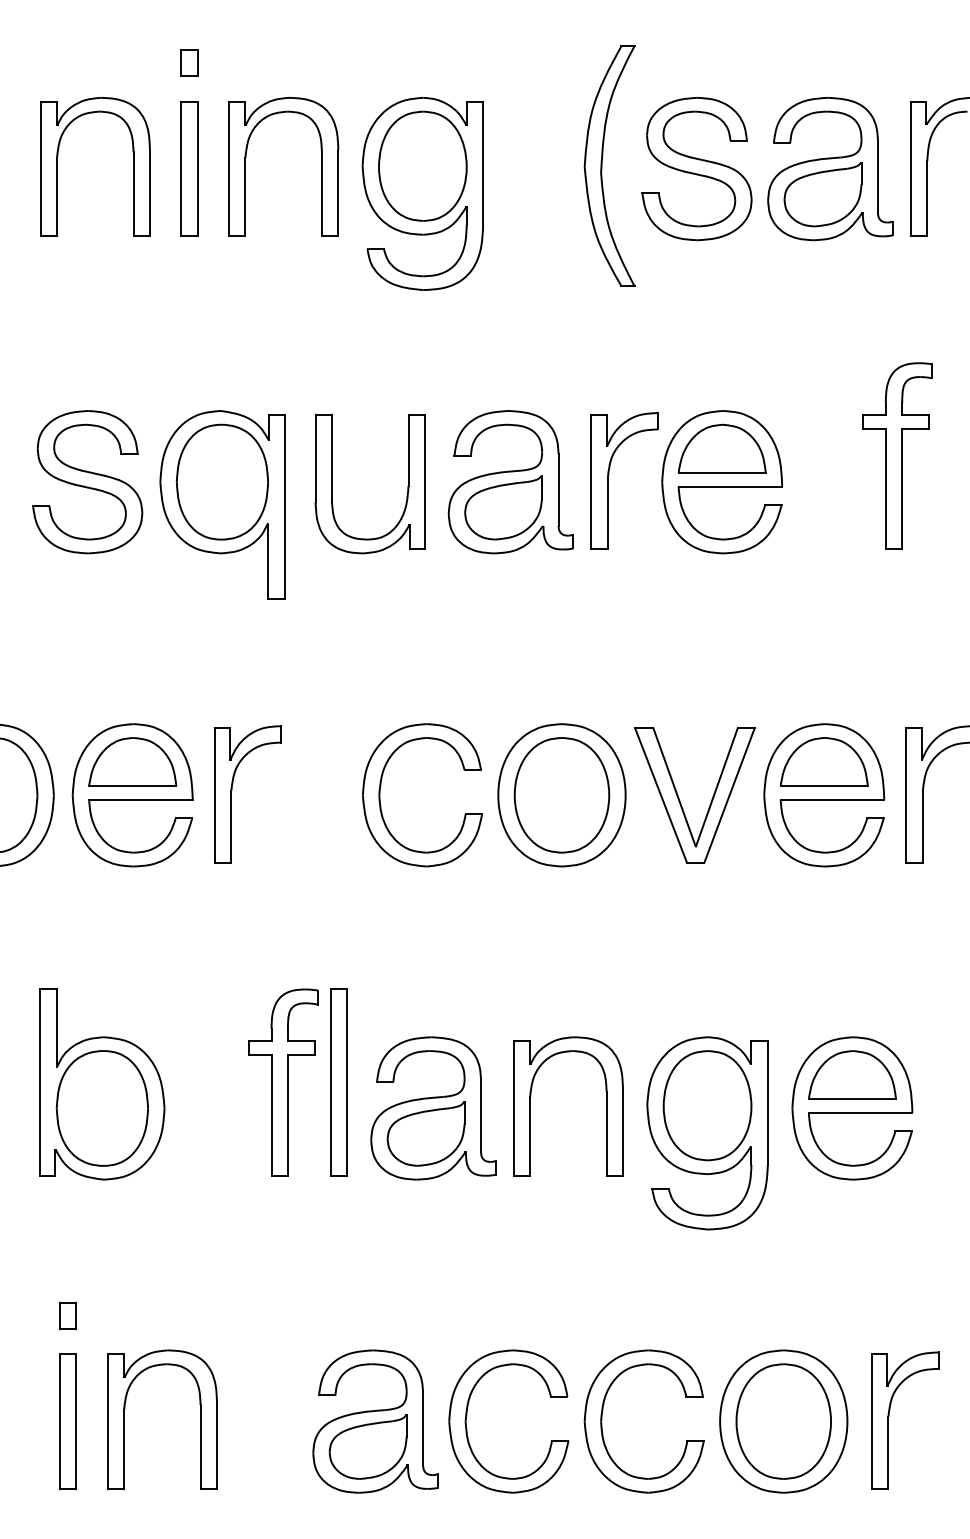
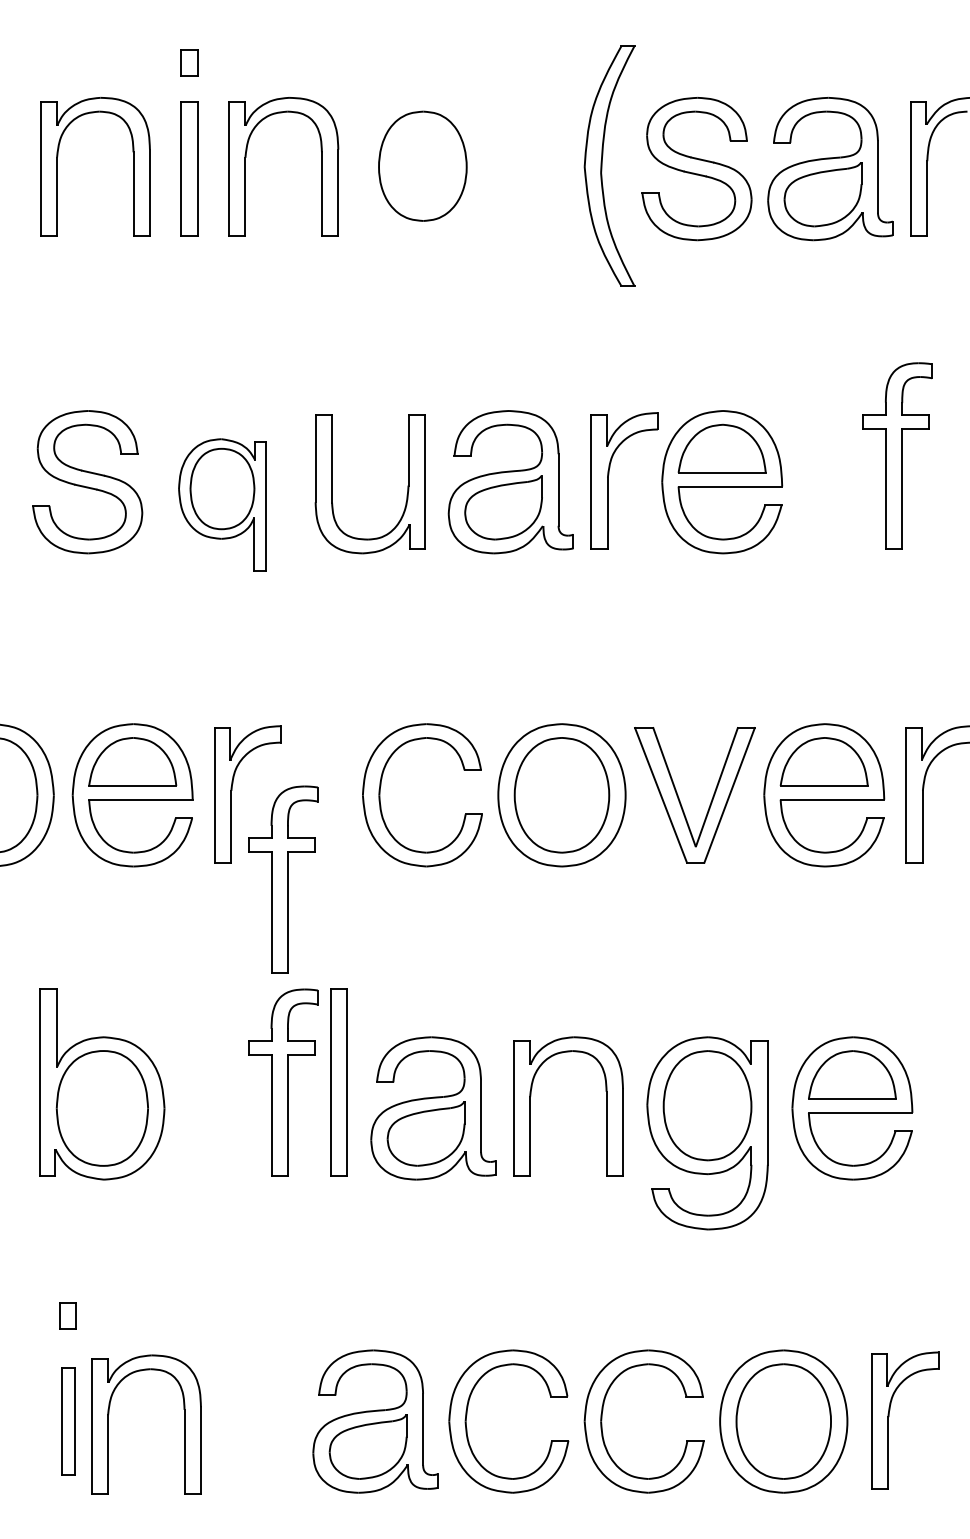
part: present -> none (422, 193)
part size: 127x190 px -> 89x134 px (222, 504)
part: none -> present (283, 879)
part position: (124, 1419) -> (108, 1424) (108, 1424)
part size: 18x137 px -> 15x109 px (68, 1421)
